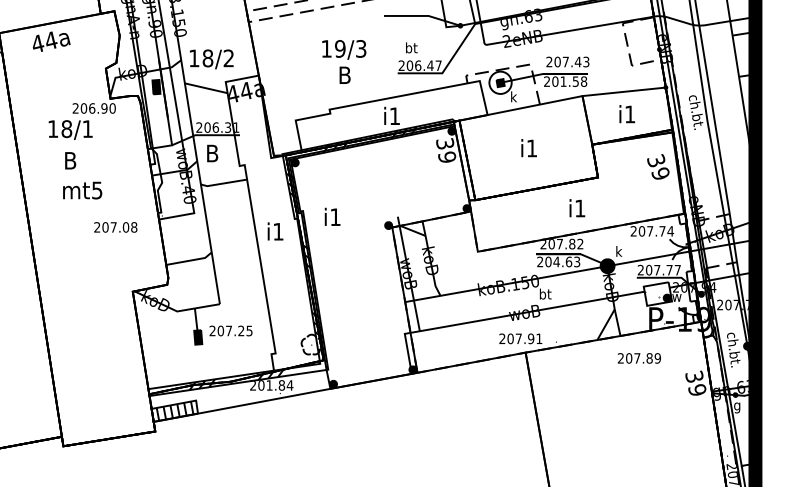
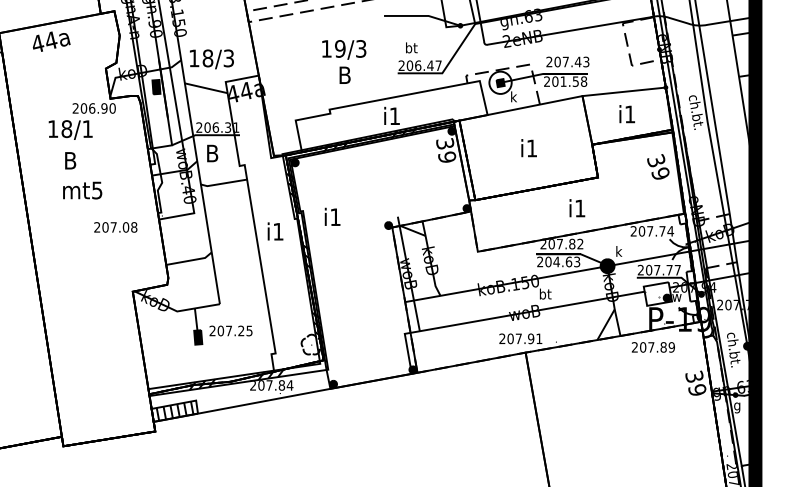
text: 18/2 -> 18/3 (228, 58)
text position: (639, 358) -> (653, 347) (653, 347)
text: 201.84 -> 207.84 (269, 385)
